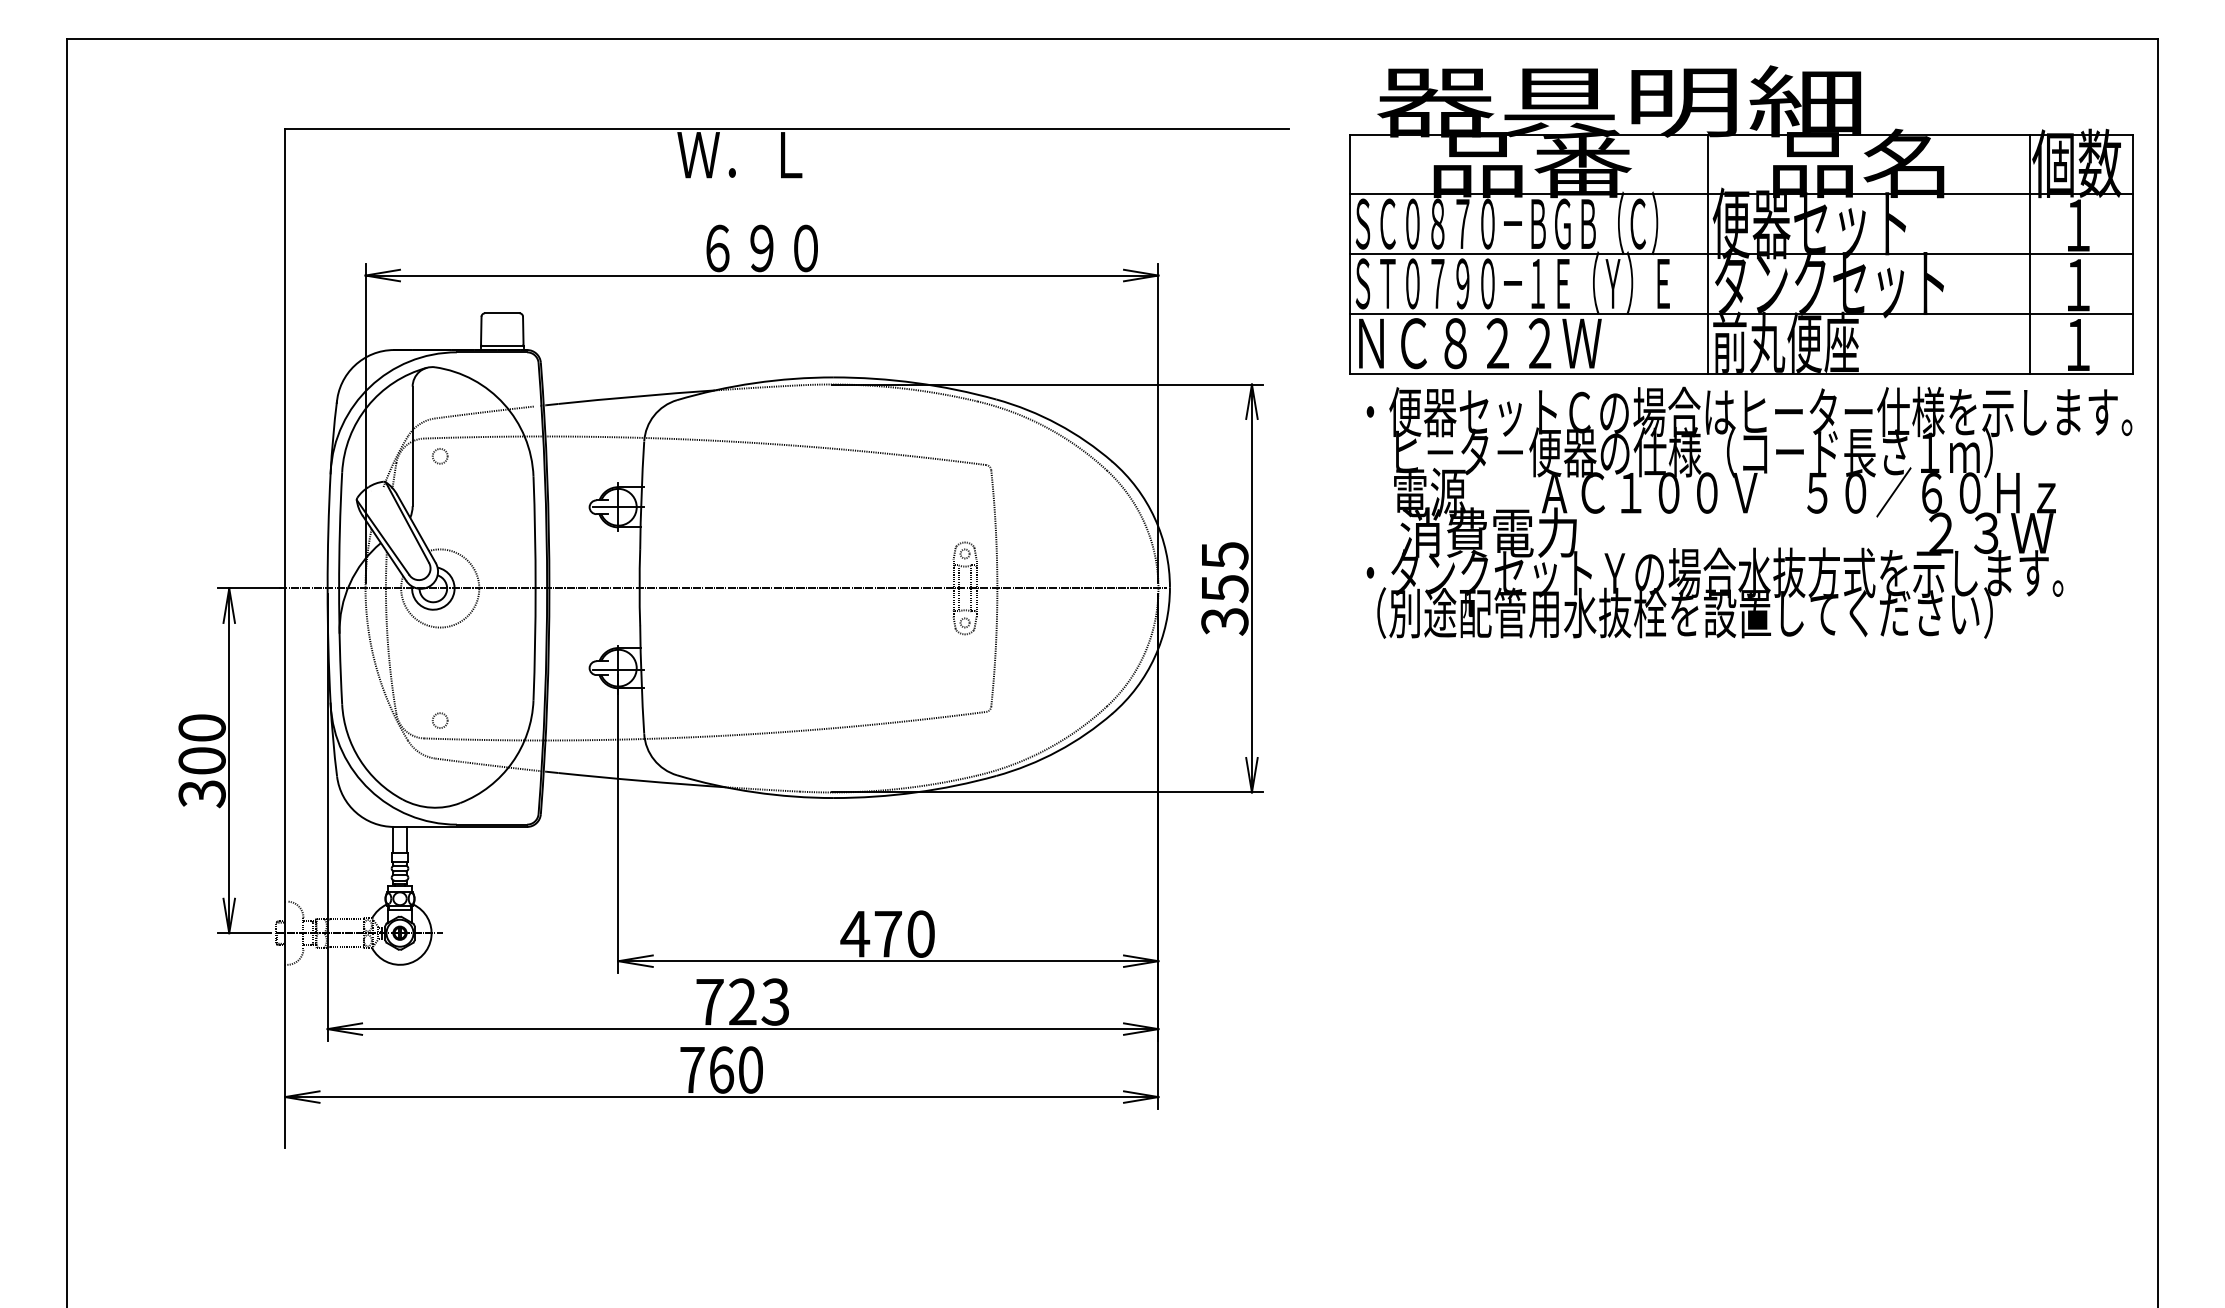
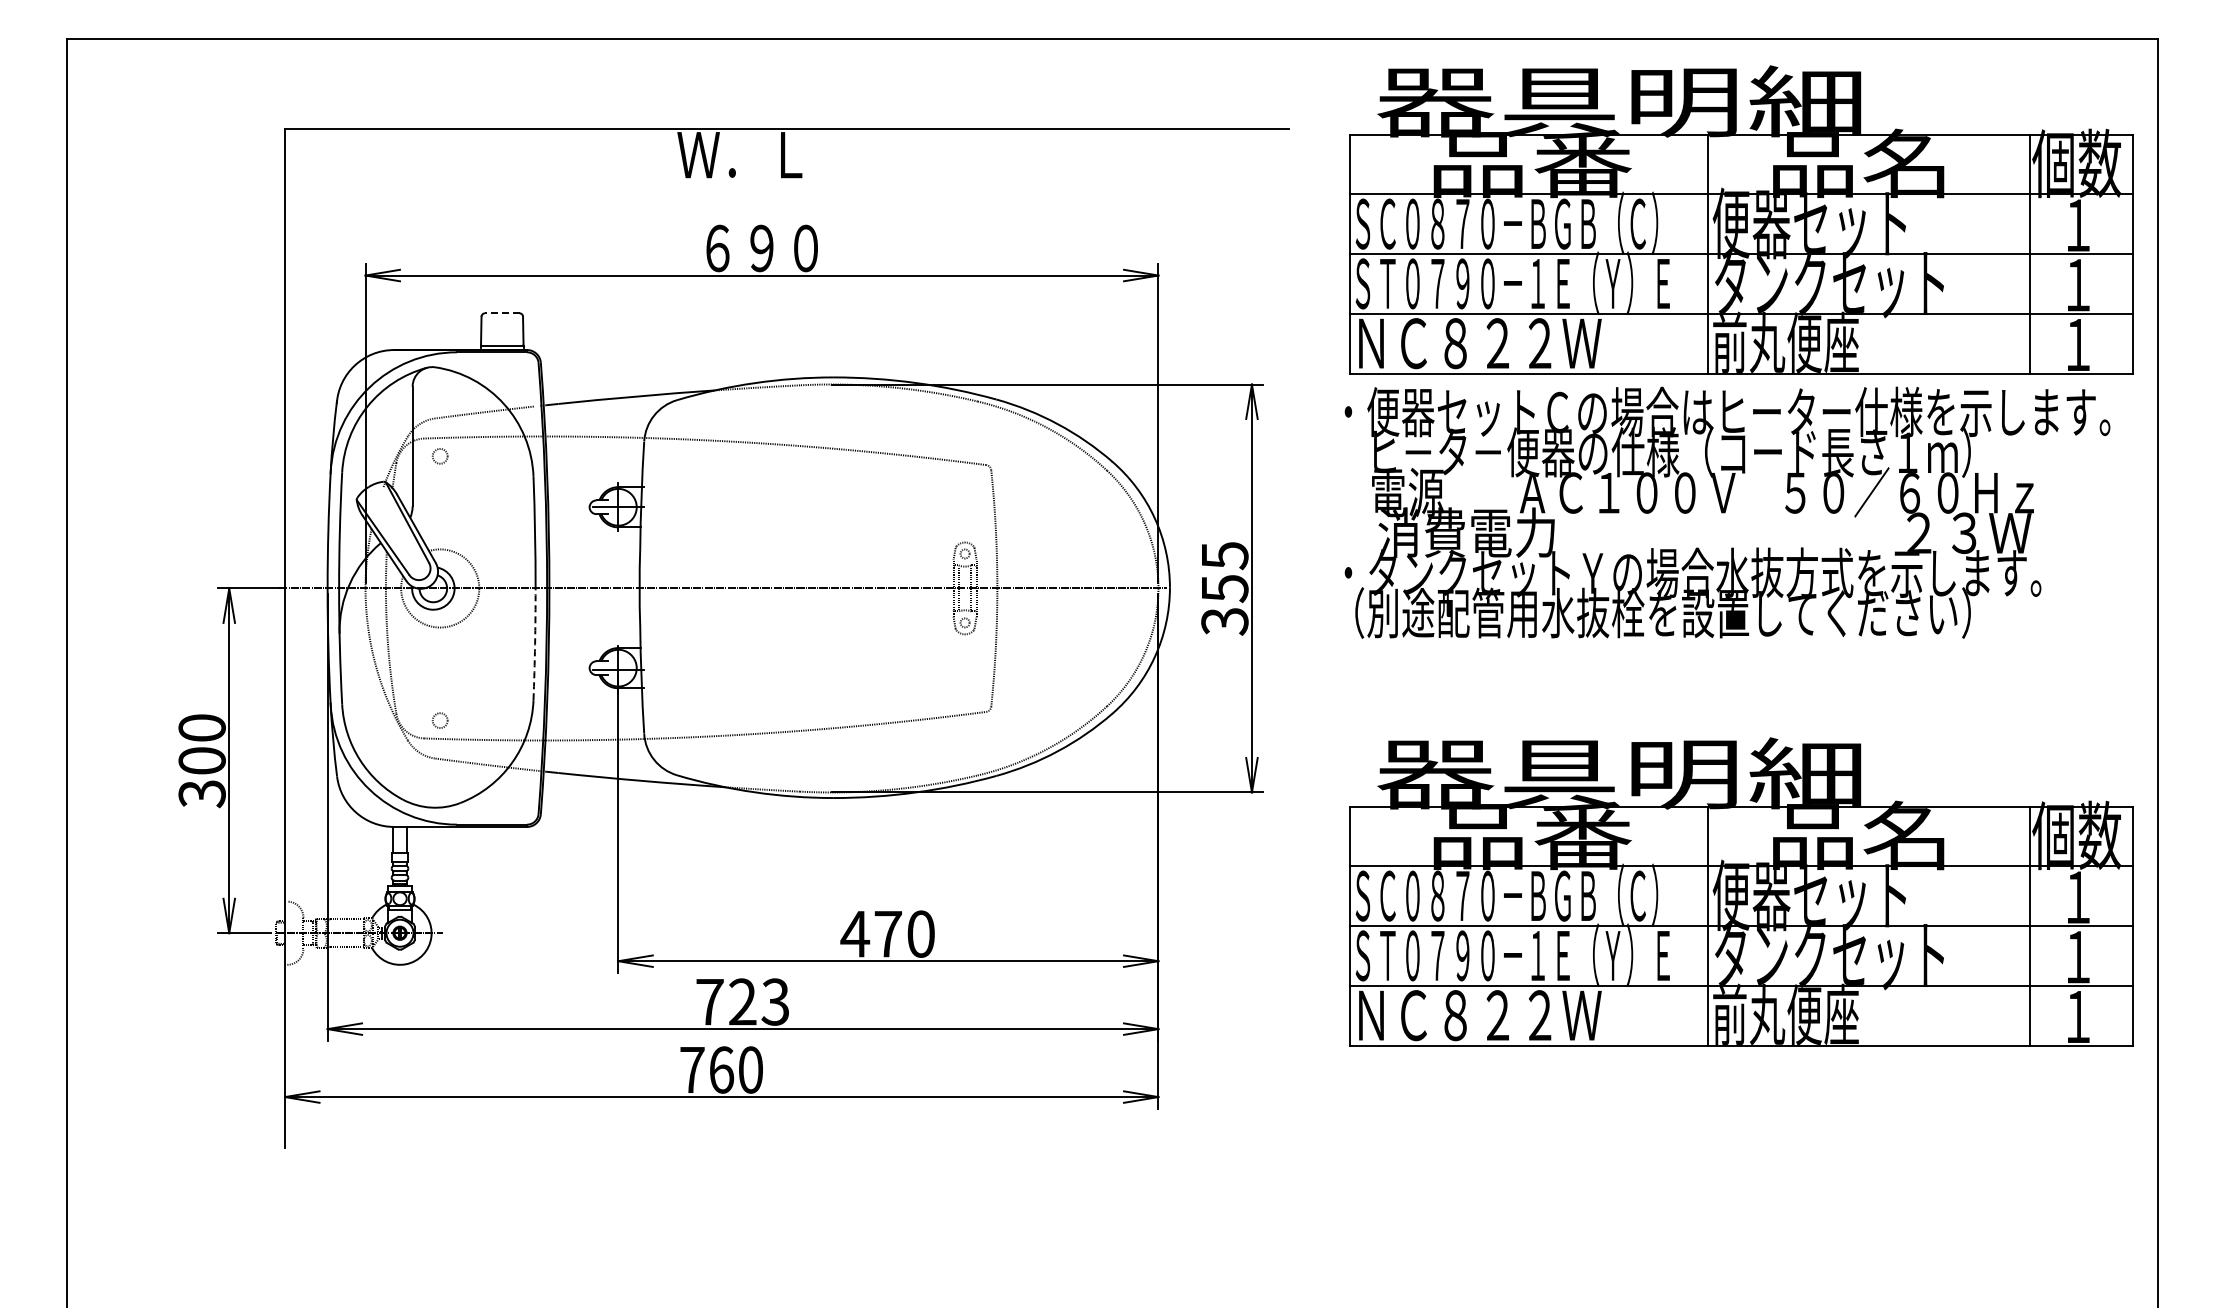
line: solid -> dashed (501, 313)
text position: (1749, 512) -> (1727, 512) (1727, 512)
arc: solid -> dashed (535, 644)
part: none -> present (1741, 891)
